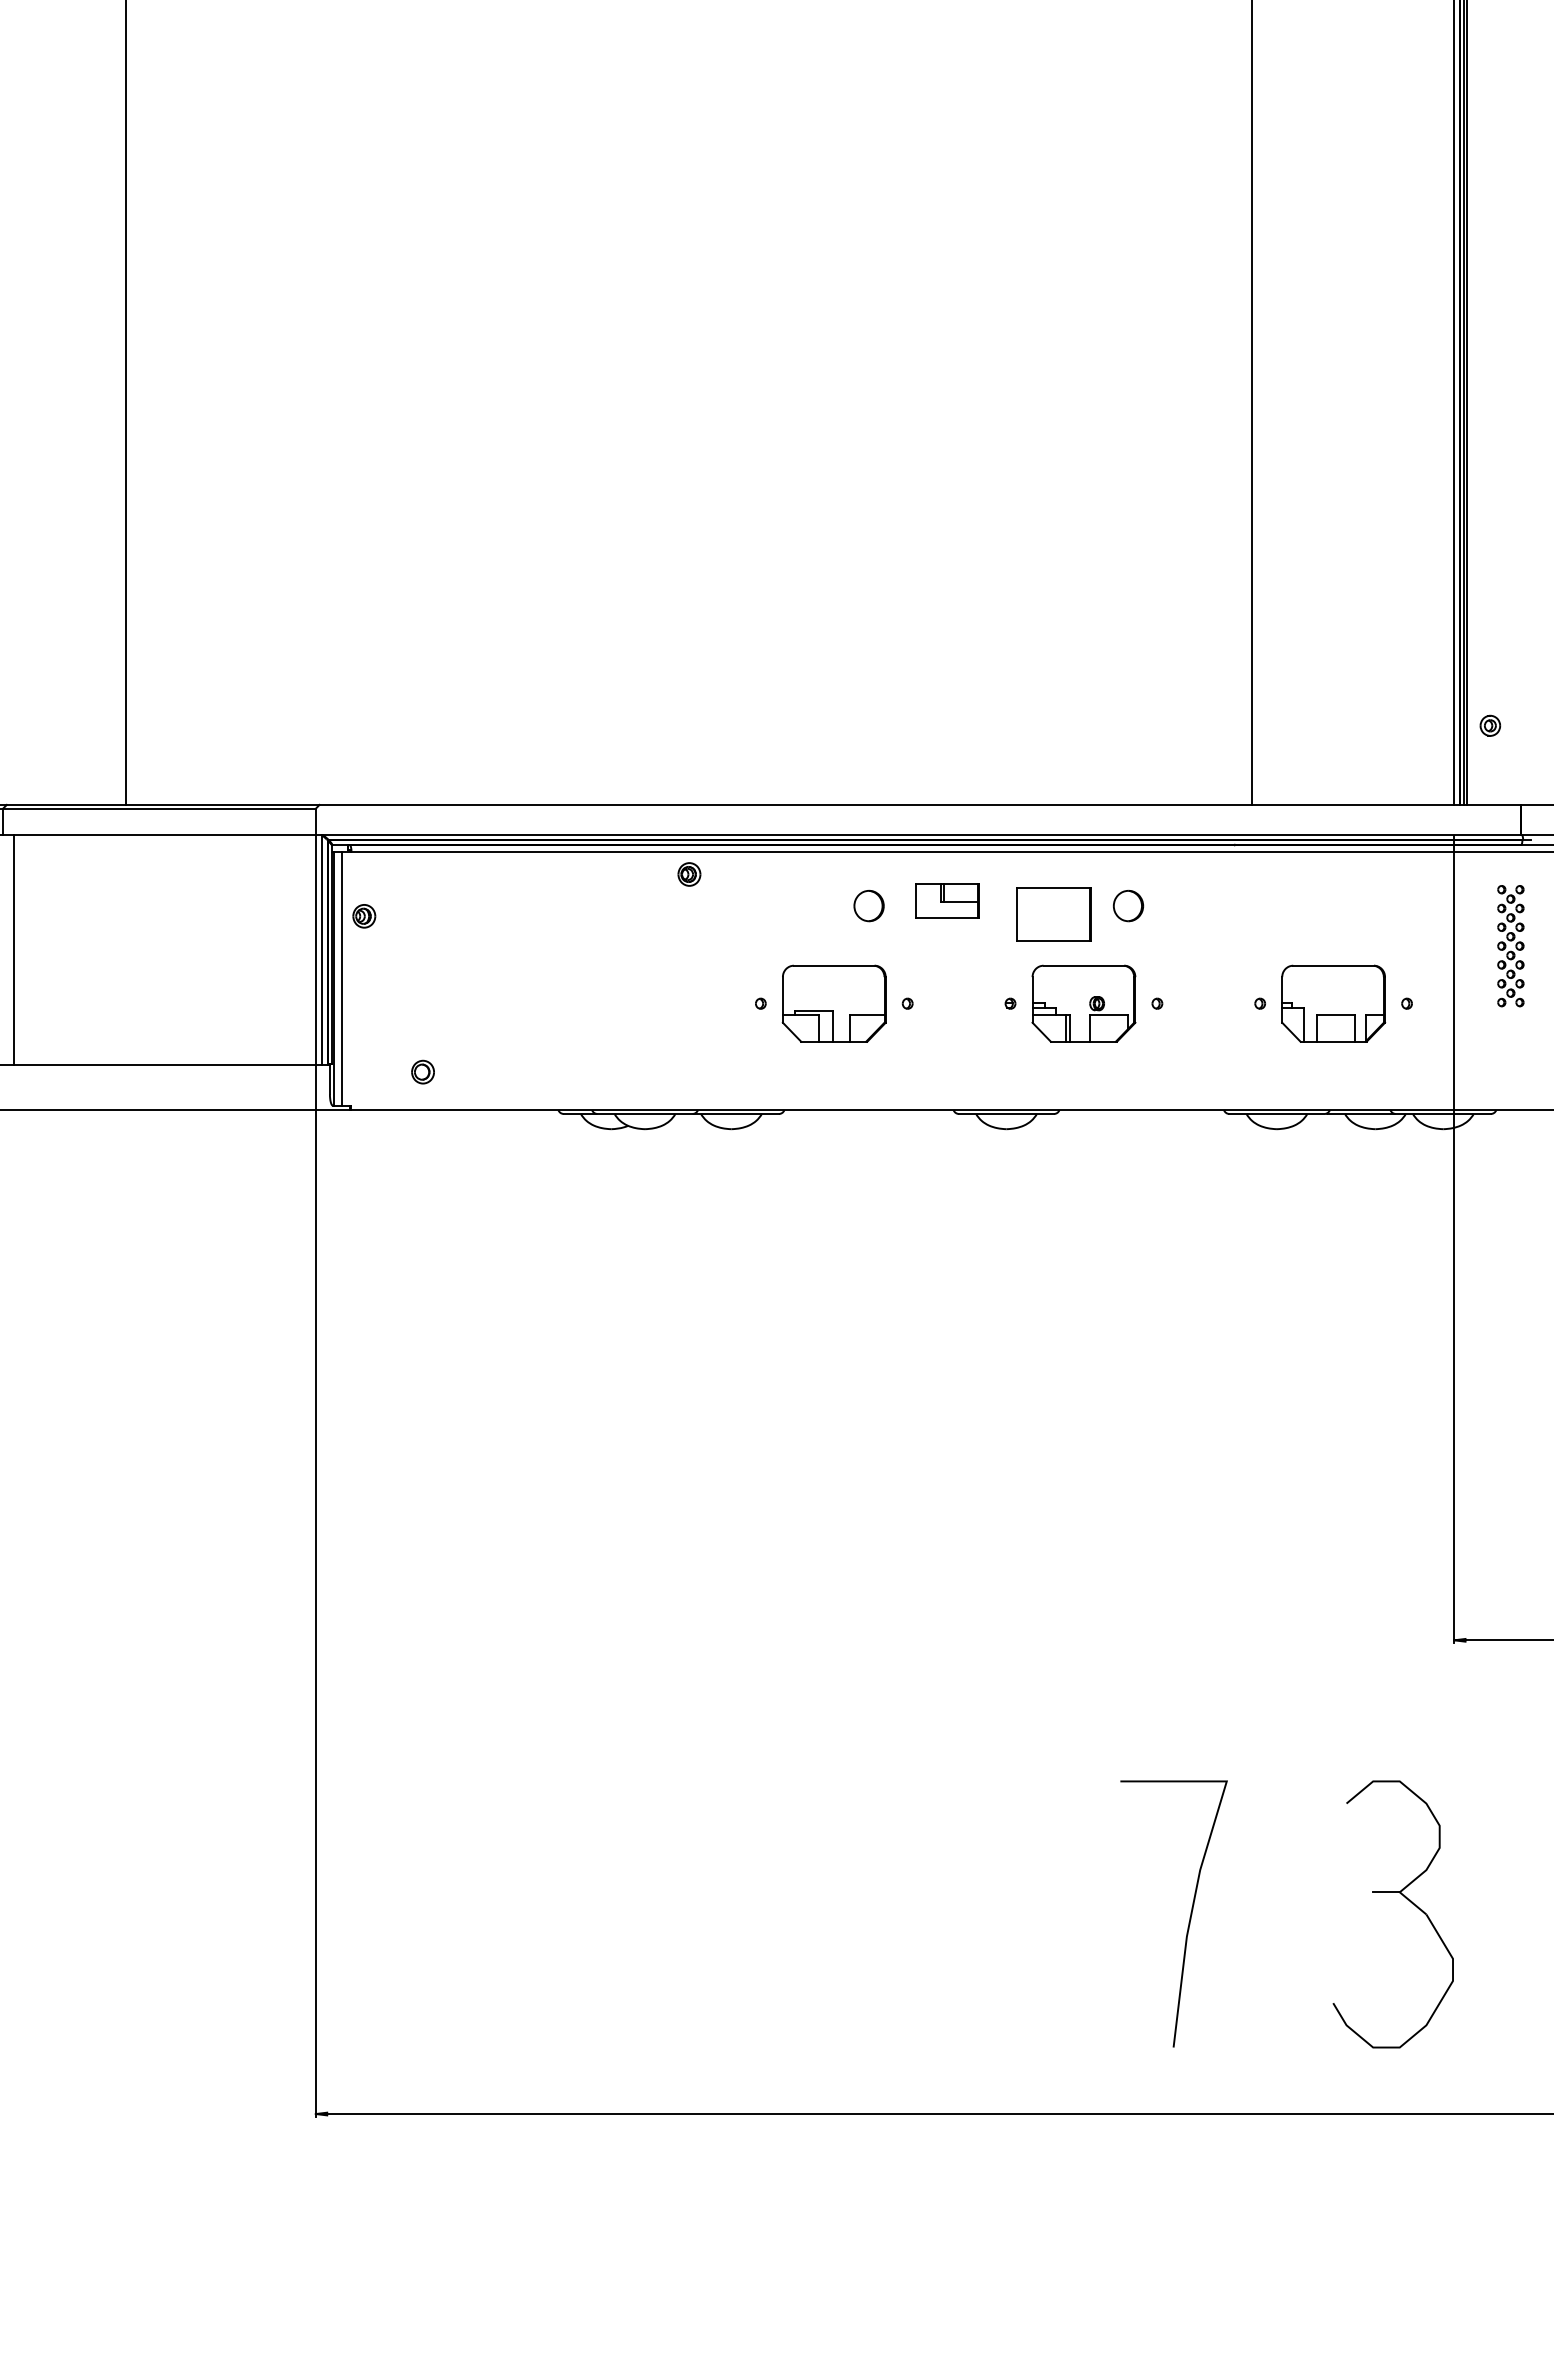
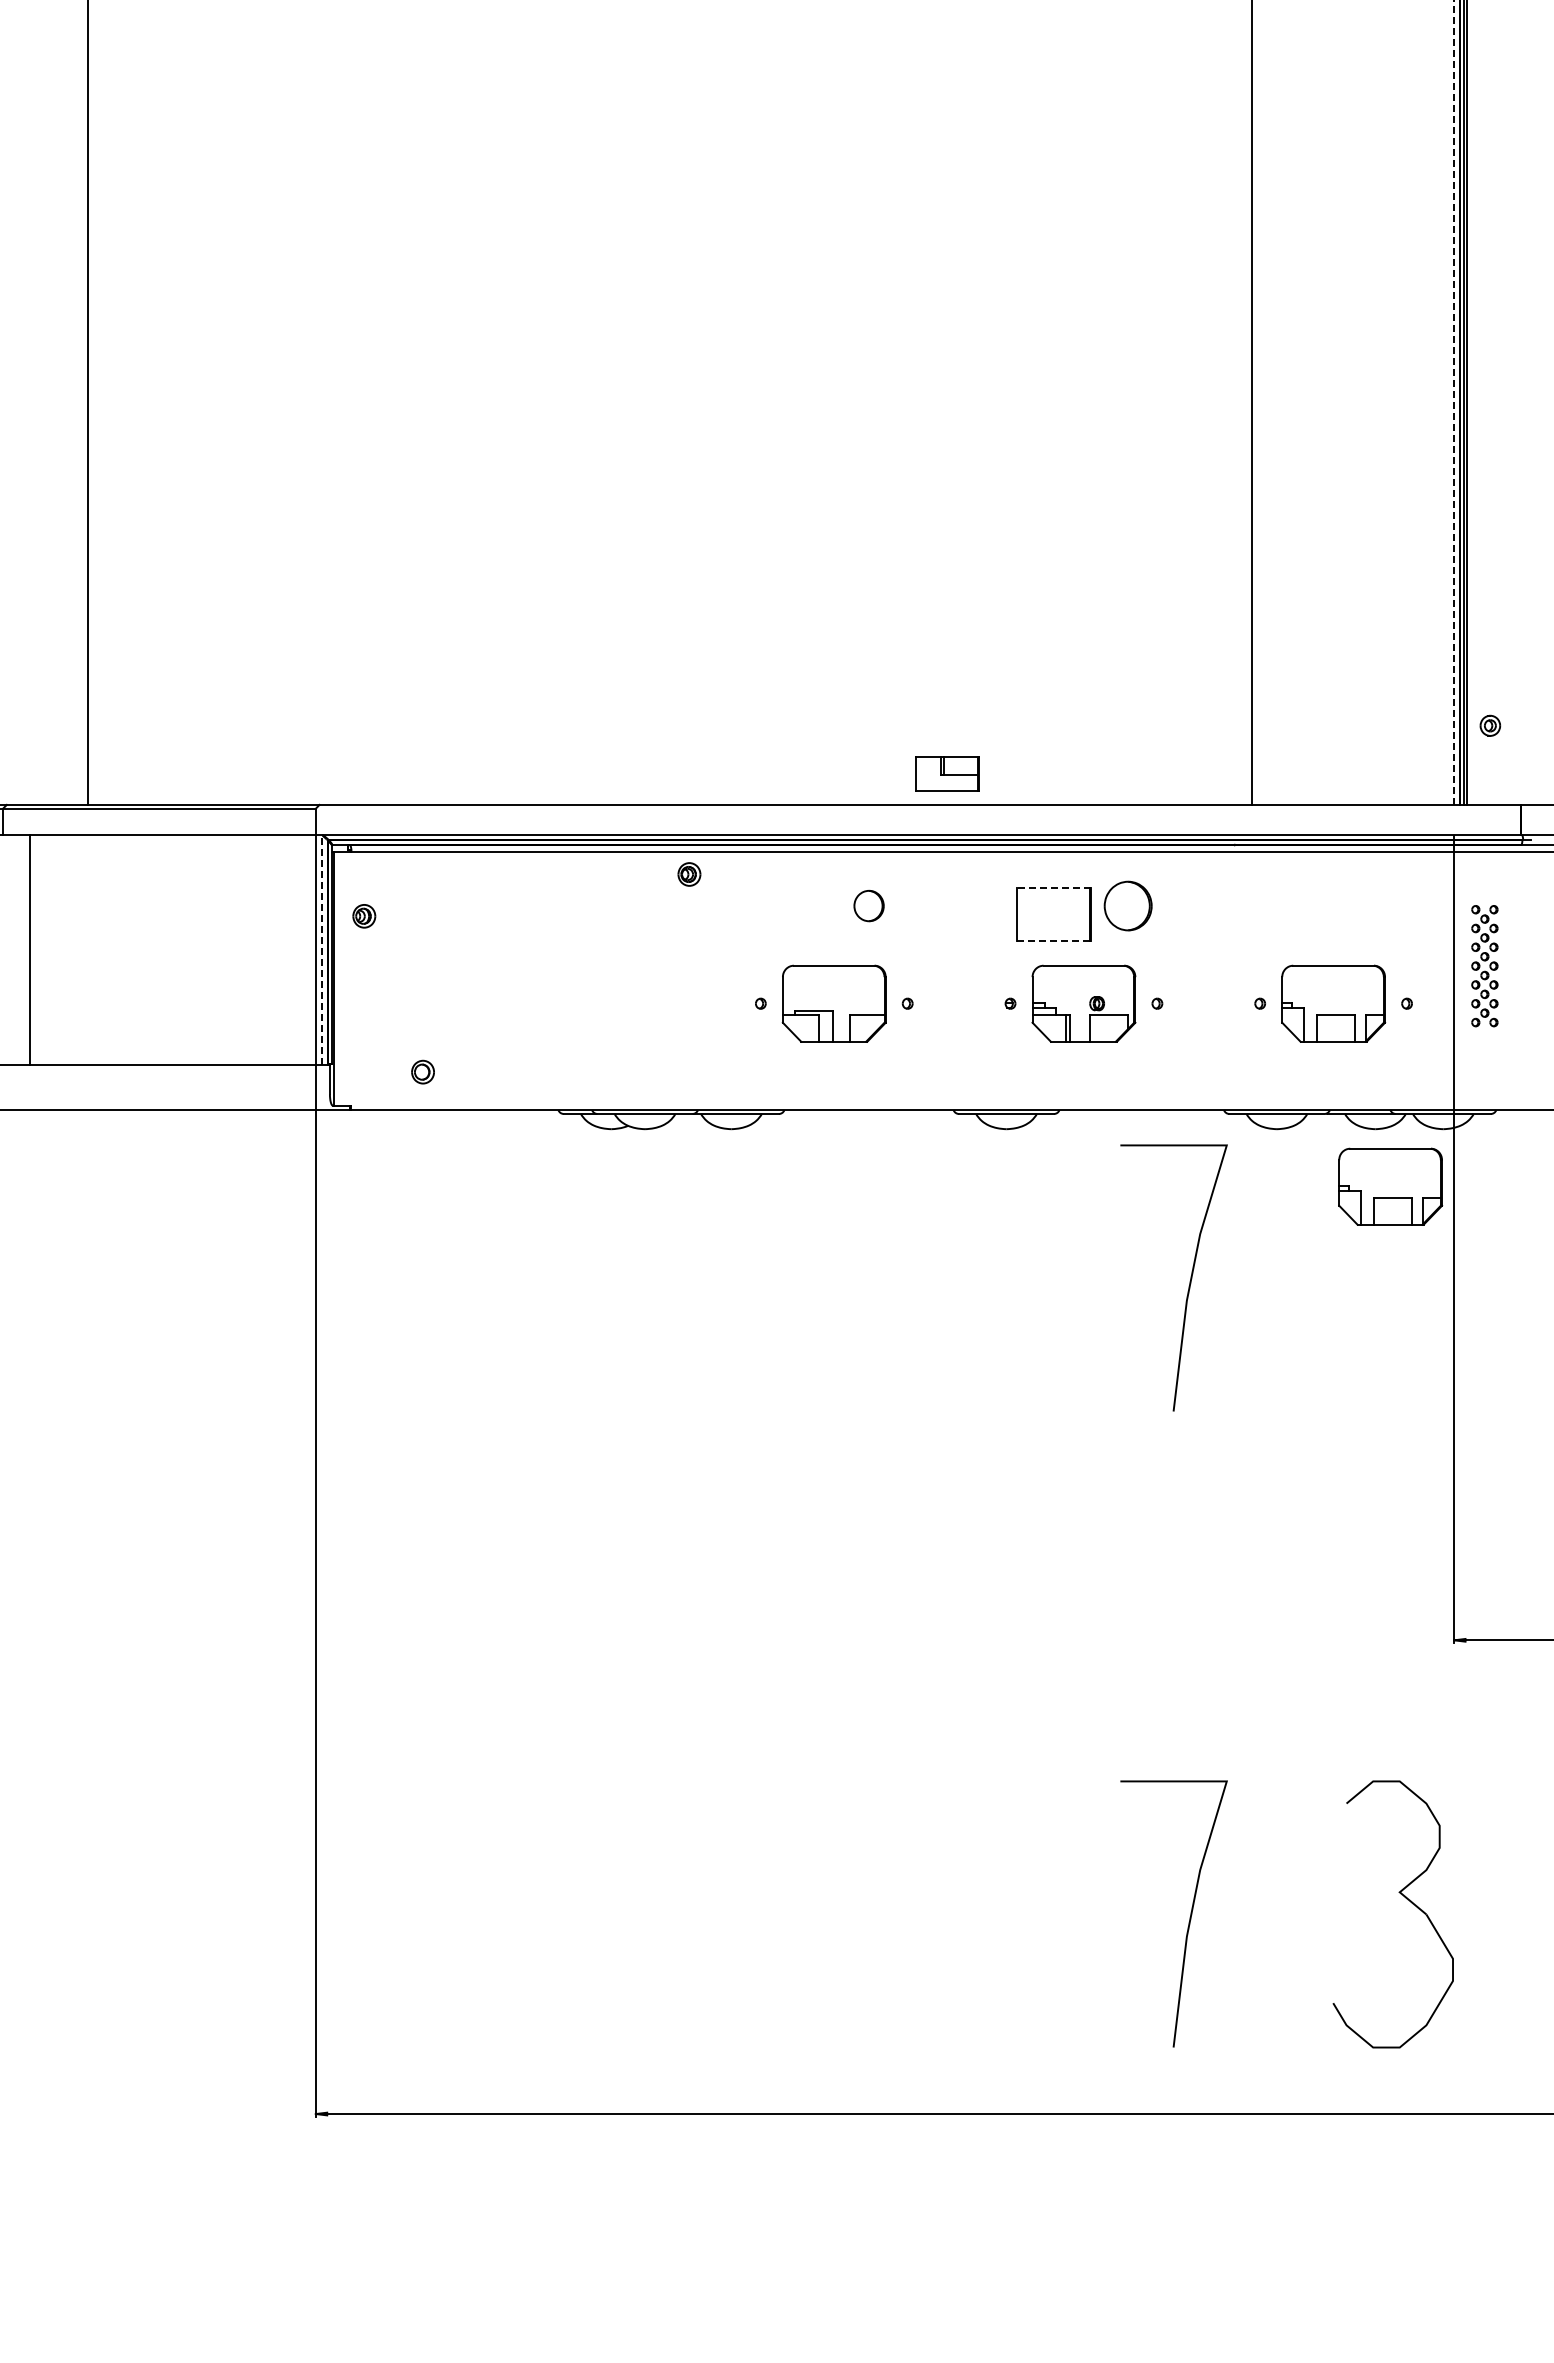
line: solid -> dashed (1454, 402)
line position: (126, 403) -> (88, 403) (88, 403)
line: solid -> dashed (1054, 887)
part position: (947, 900) -> (947, 773) (947, 773)
part size: 32x34 px -> 50x52 px (1127, 905)
line: solid -> dashed (1054, 941)
part position: (1510, 946) -> (1484, 966) (1484, 966)
line position: (14, 949) -> (30, 949) (30, 949)
line: solid -> dashed (322, 949)
line: present -> none (342, 978)
part: none -> present (1390, 1186)
curve: none -> present (1189, 1281)
line: present -> none (1386, 1892)
